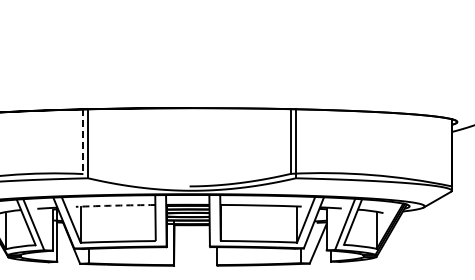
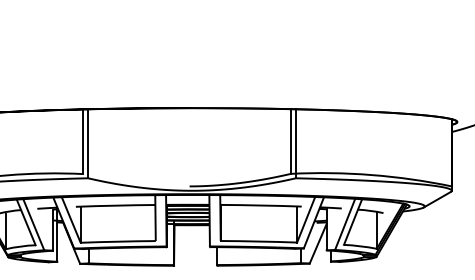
line: dashed -> solid (83, 142)
arc: dashed -> solid (115, 205)
